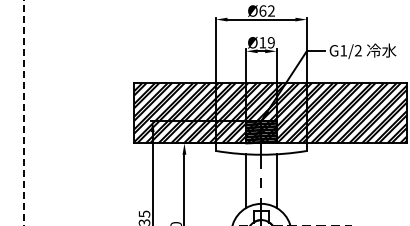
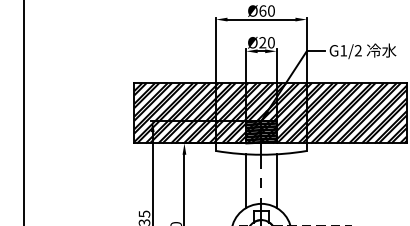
text: Ø62 -> Ø60 (271, 10)
text: Ø19 -> Ø20 (266, 42)
line: dashed -> solid (23, 112)
